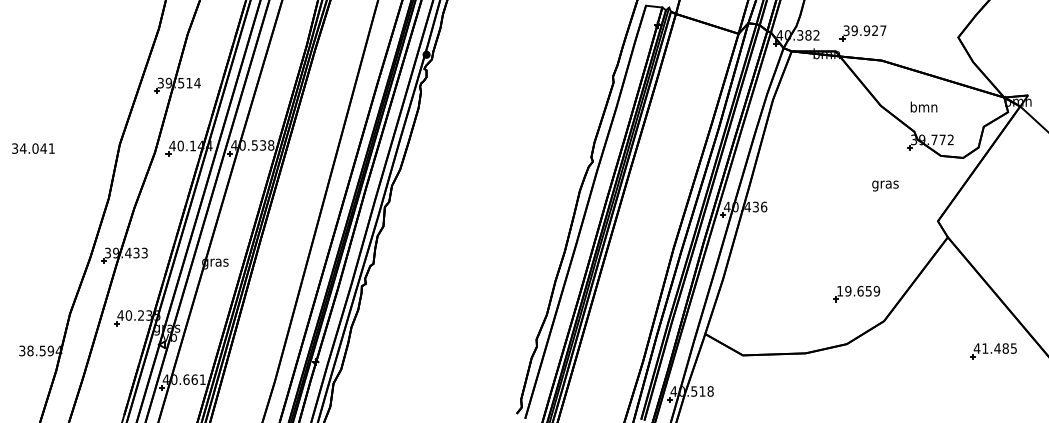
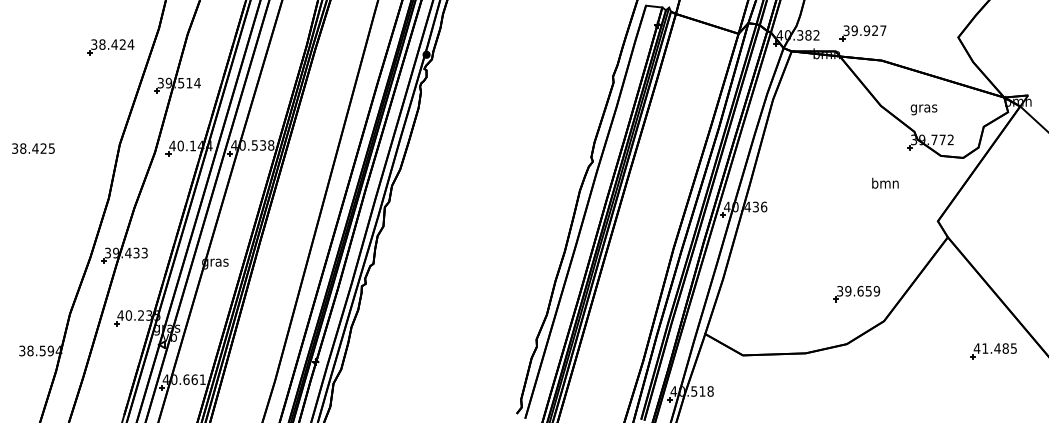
part: none -> present (110, 47)
text: bmn -> gras (923, 108)
text: 34.041 -> 38.425 (36, 148)
text: gras -> bmn (885, 184)
text: 19.659 -> 39.659 (840, 291)
